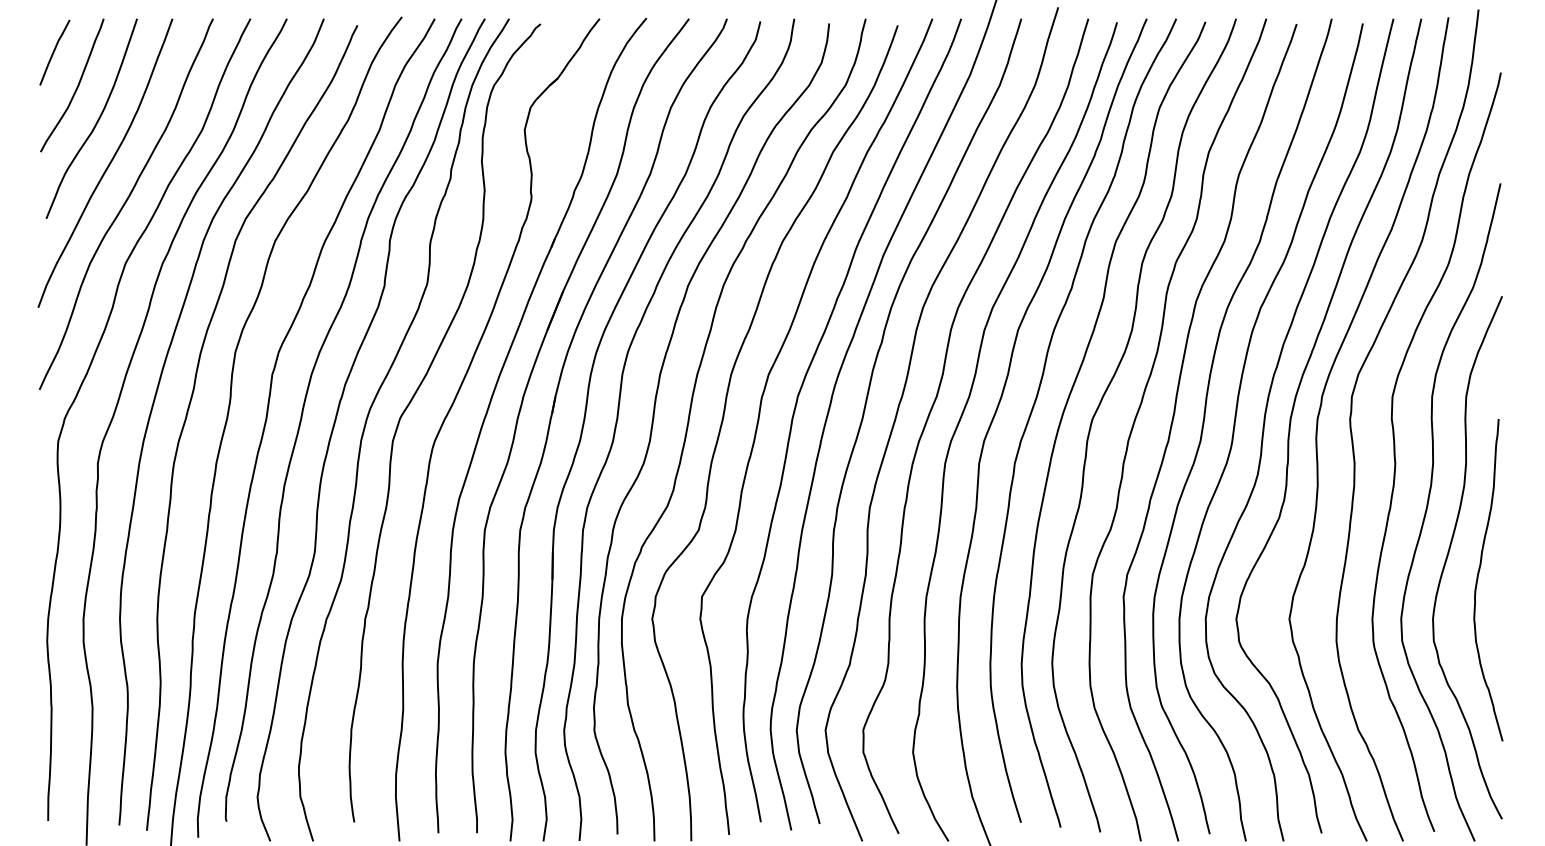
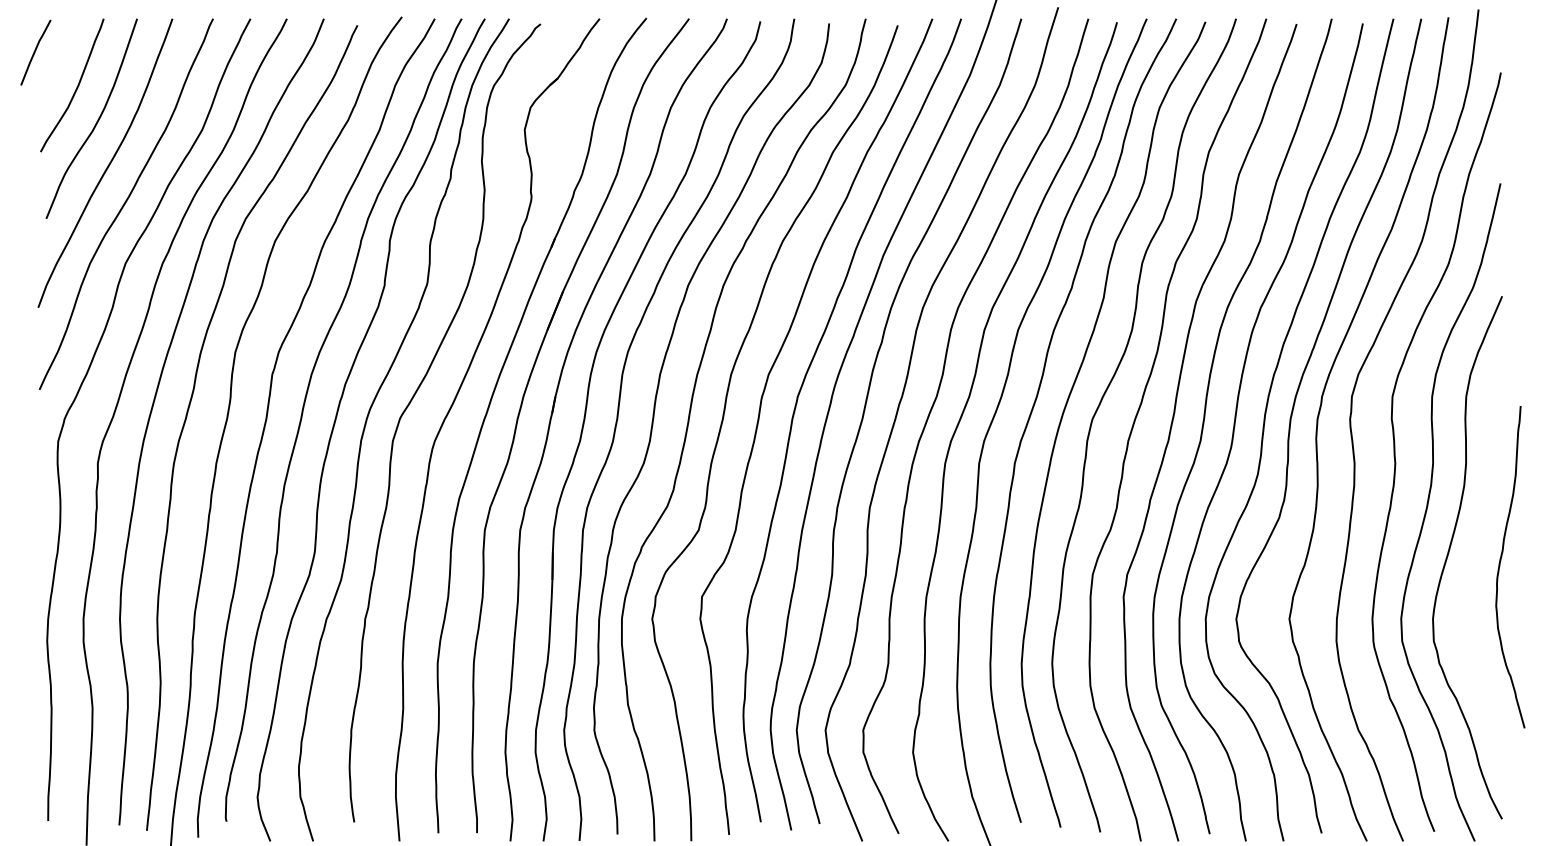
line position: (54, 52) -> (35, 52) (35, 52)
curve position: (1478, 579) -> (1500, 566) (1500, 566)
